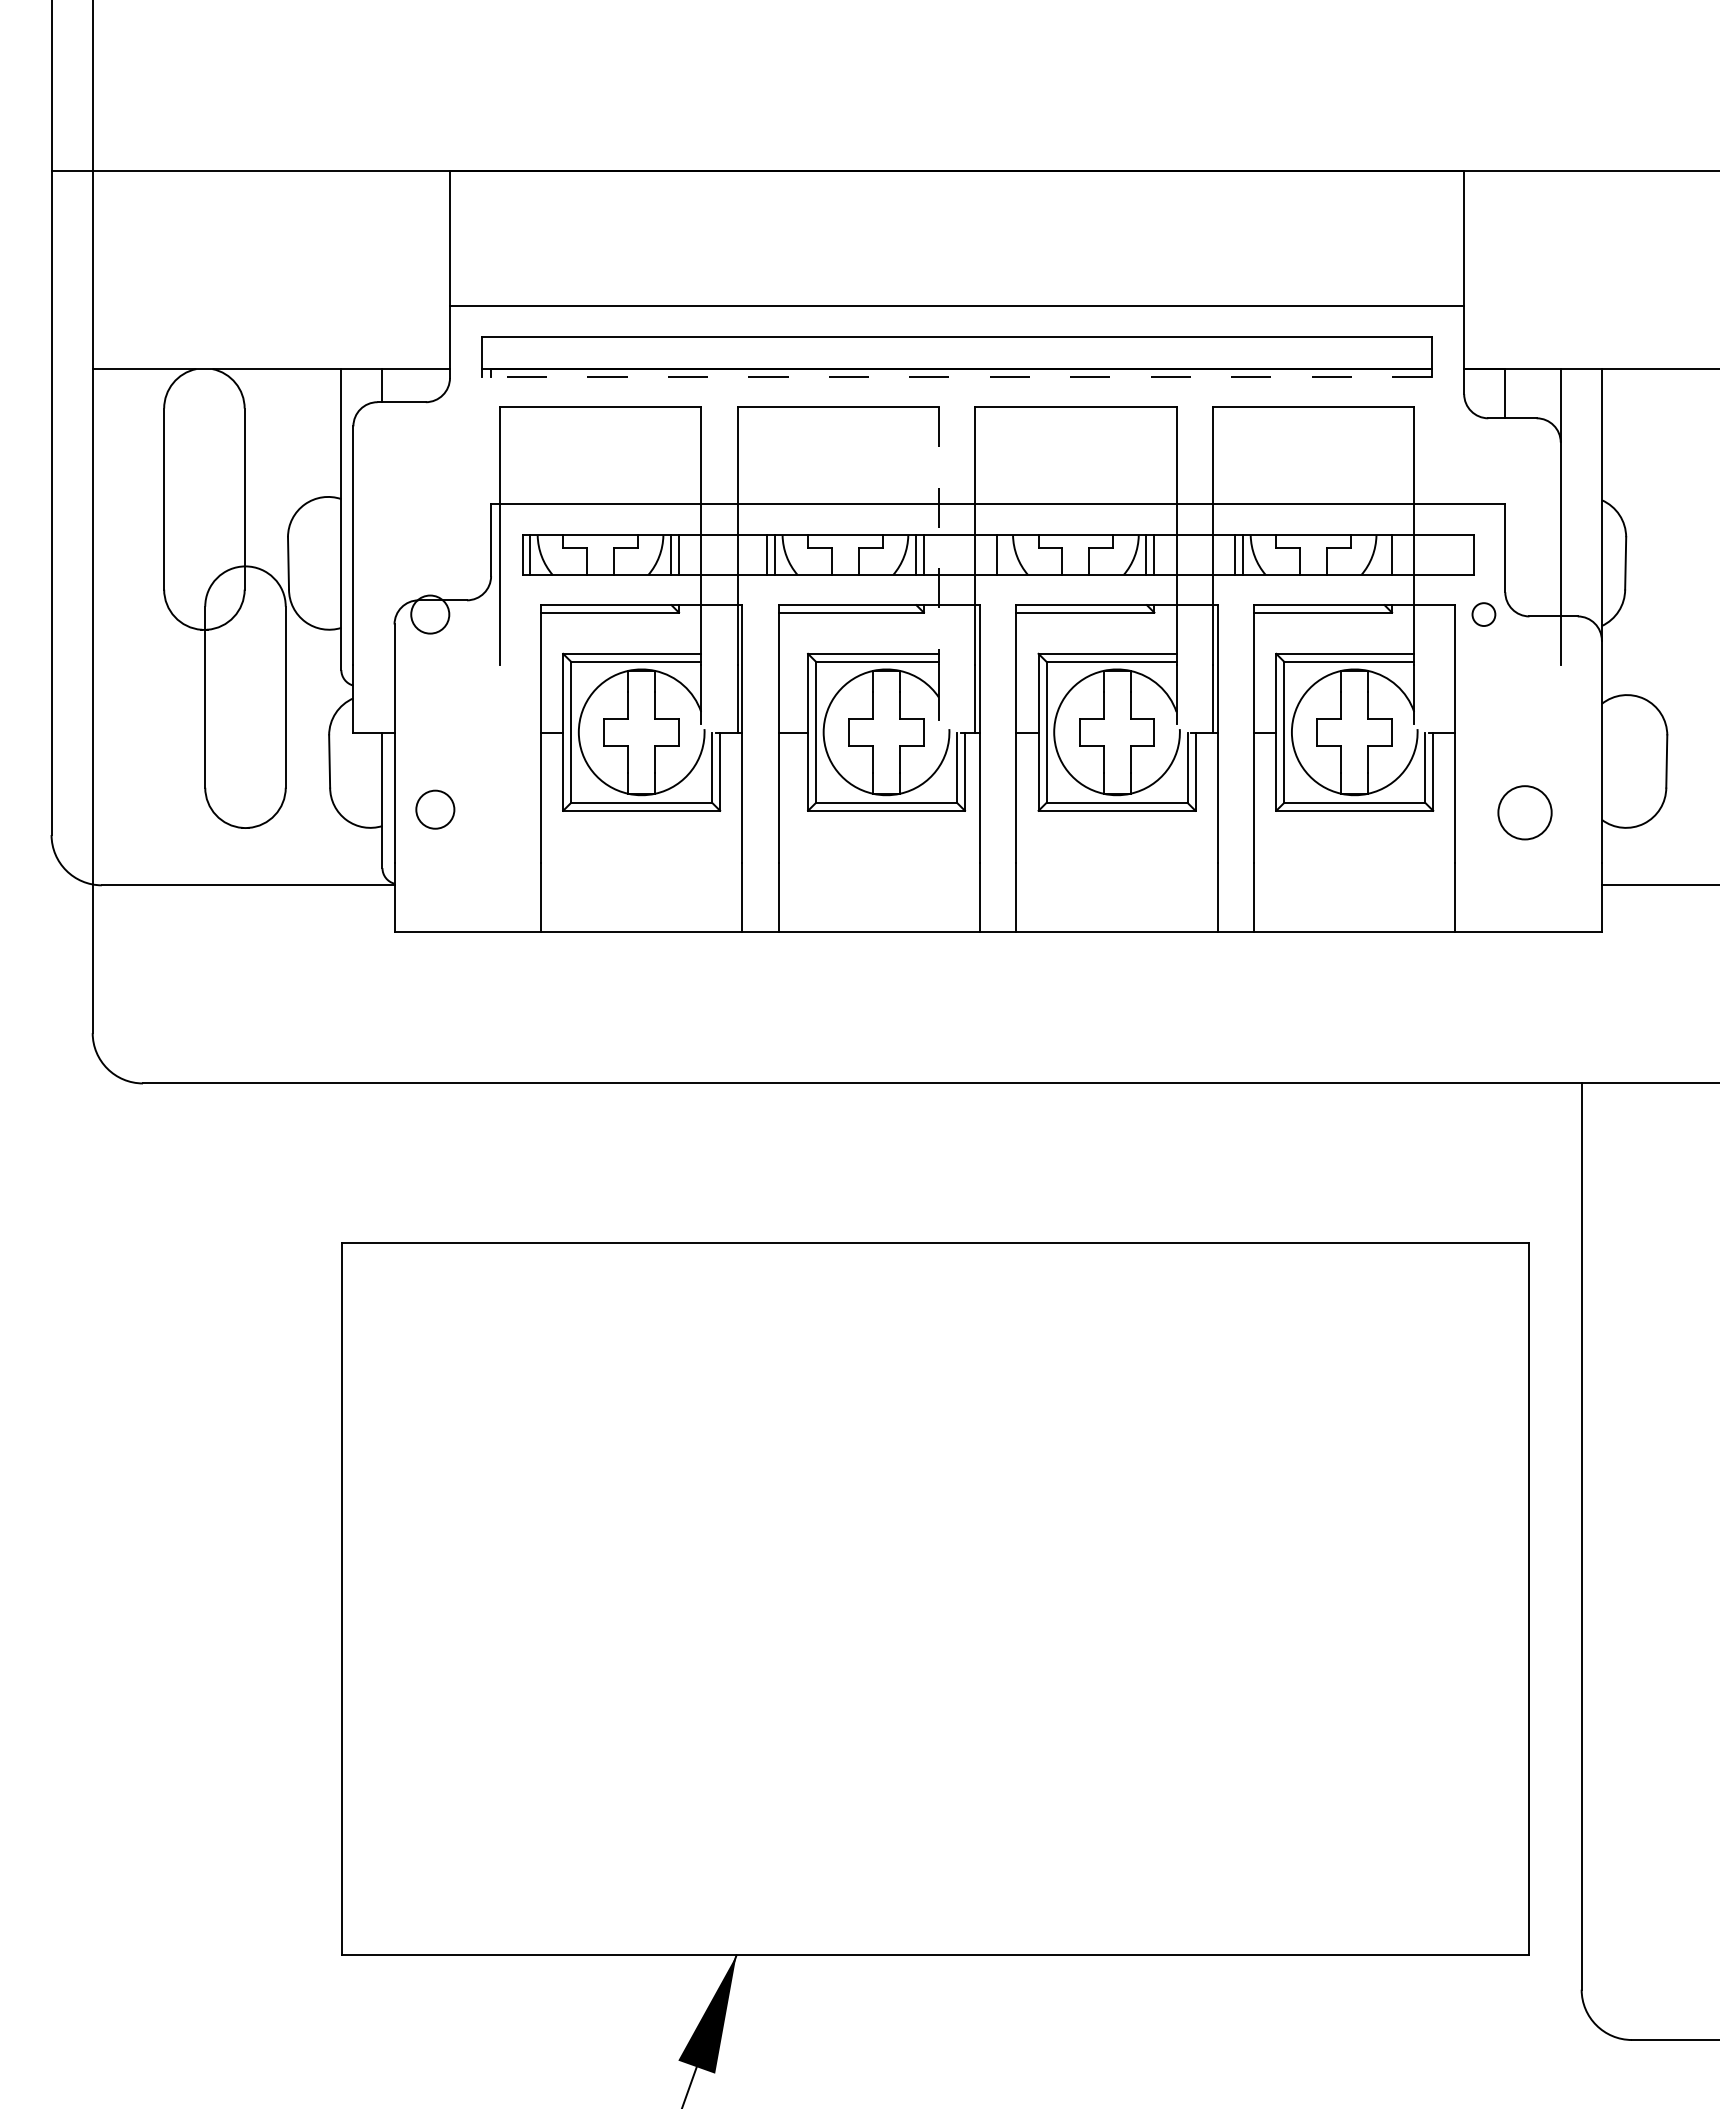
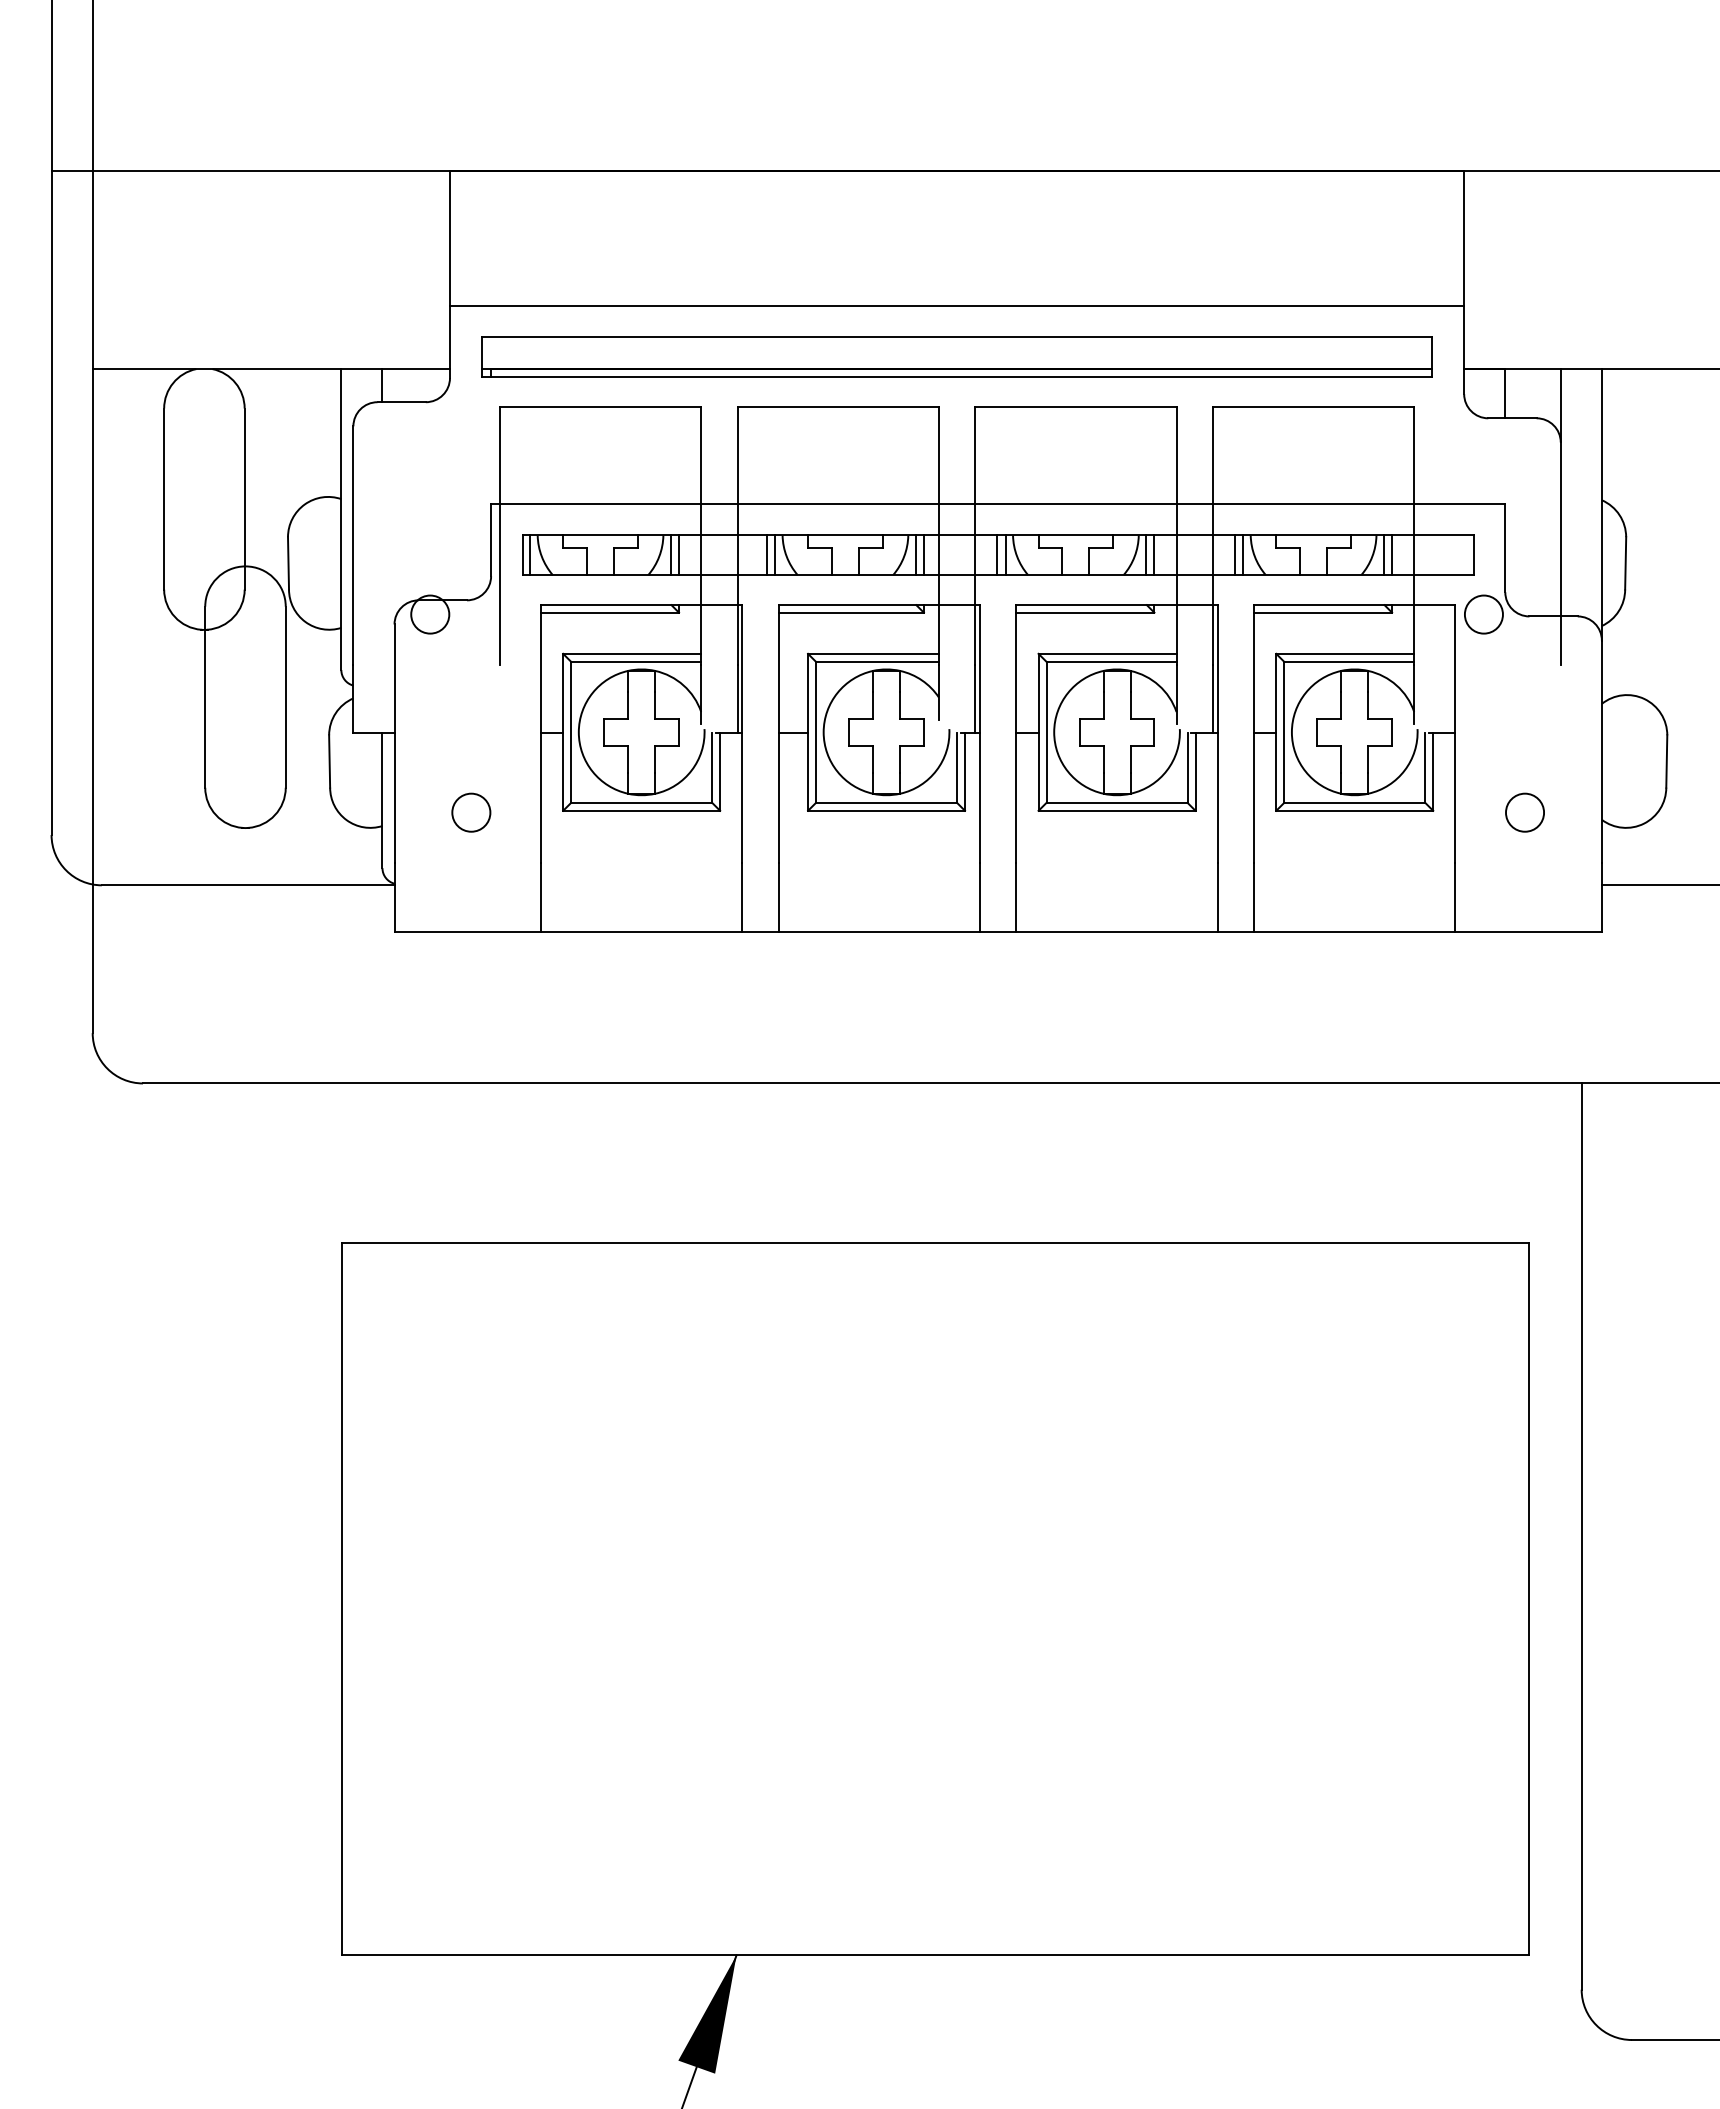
line: dashed -> solid (956, 376)
line: dashed -> solid (938, 536)
line: none -> present (1005, 555)
line: none -> present (1384, 555)
circle diameter: 23 px -> 38 px (1483, 614)
circle position: (435, 809) -> (471, 812) (471, 812)
circle size: 56x56 px -> 40x41 px (1524, 812)
